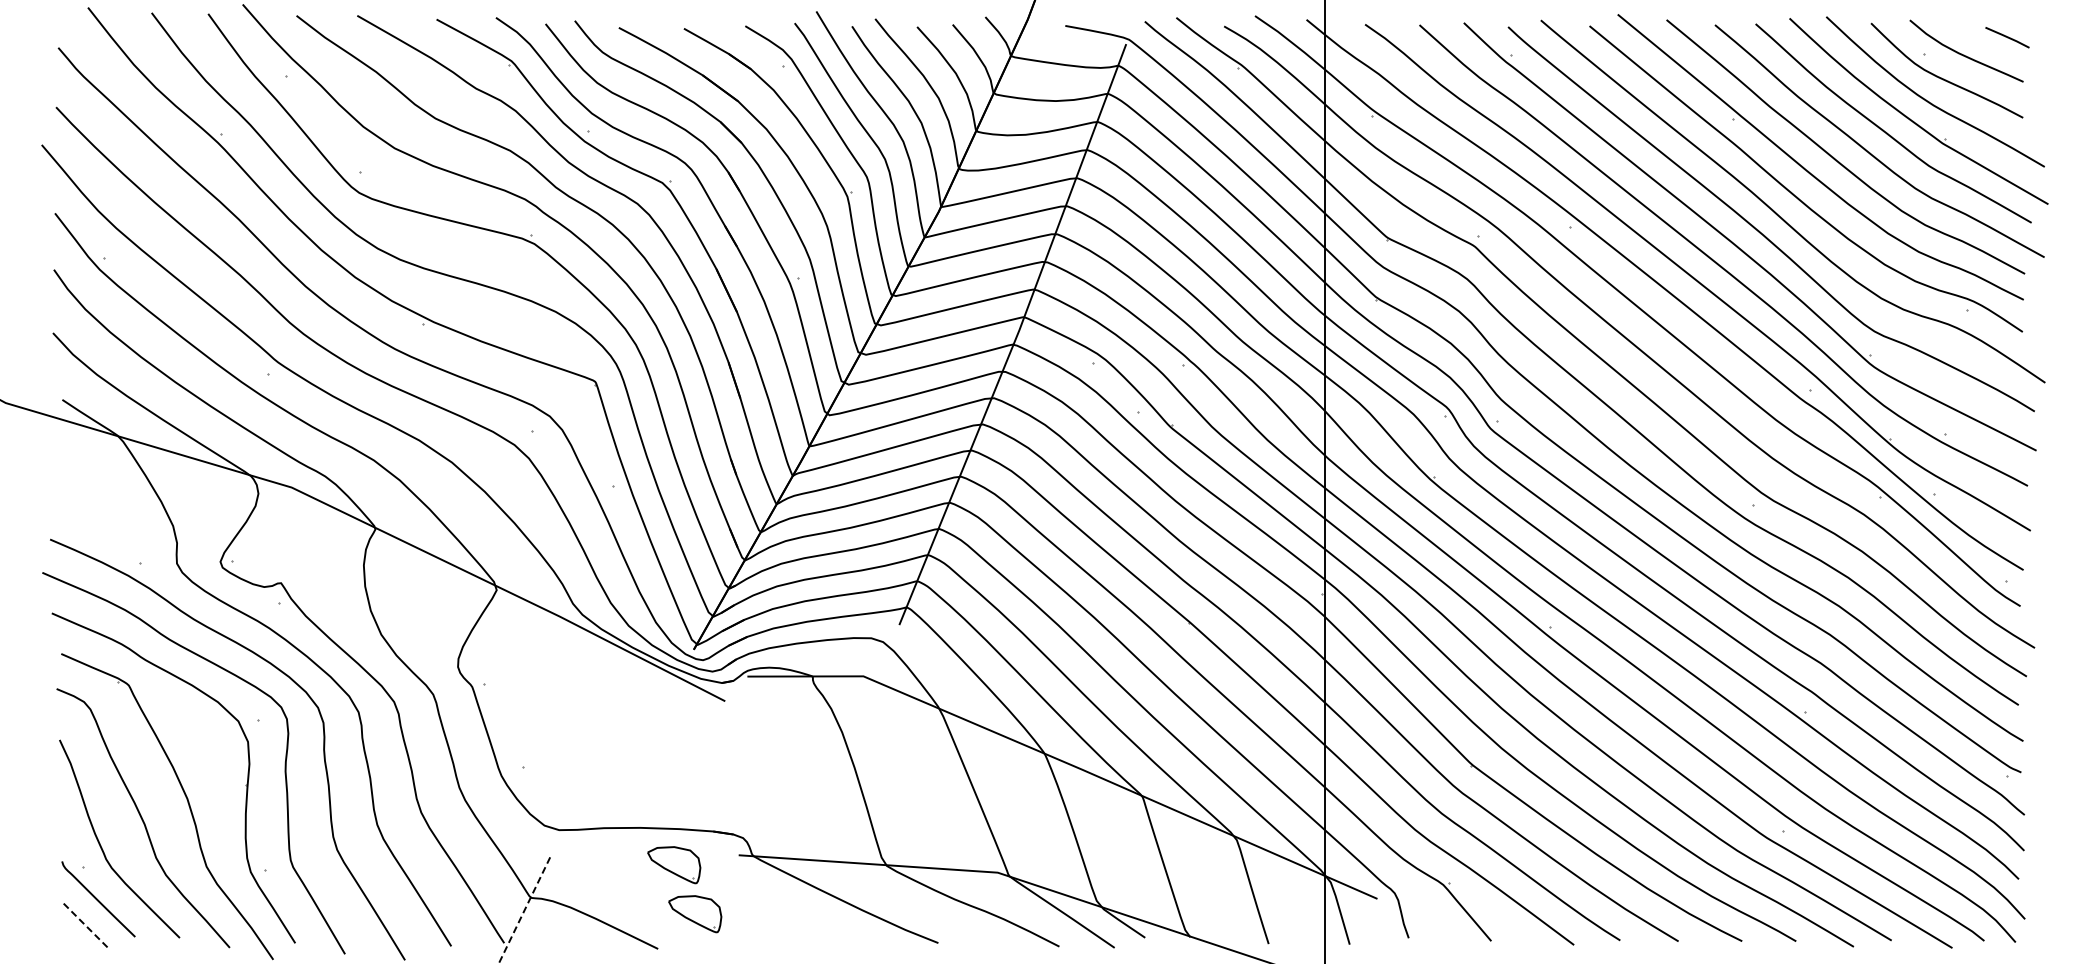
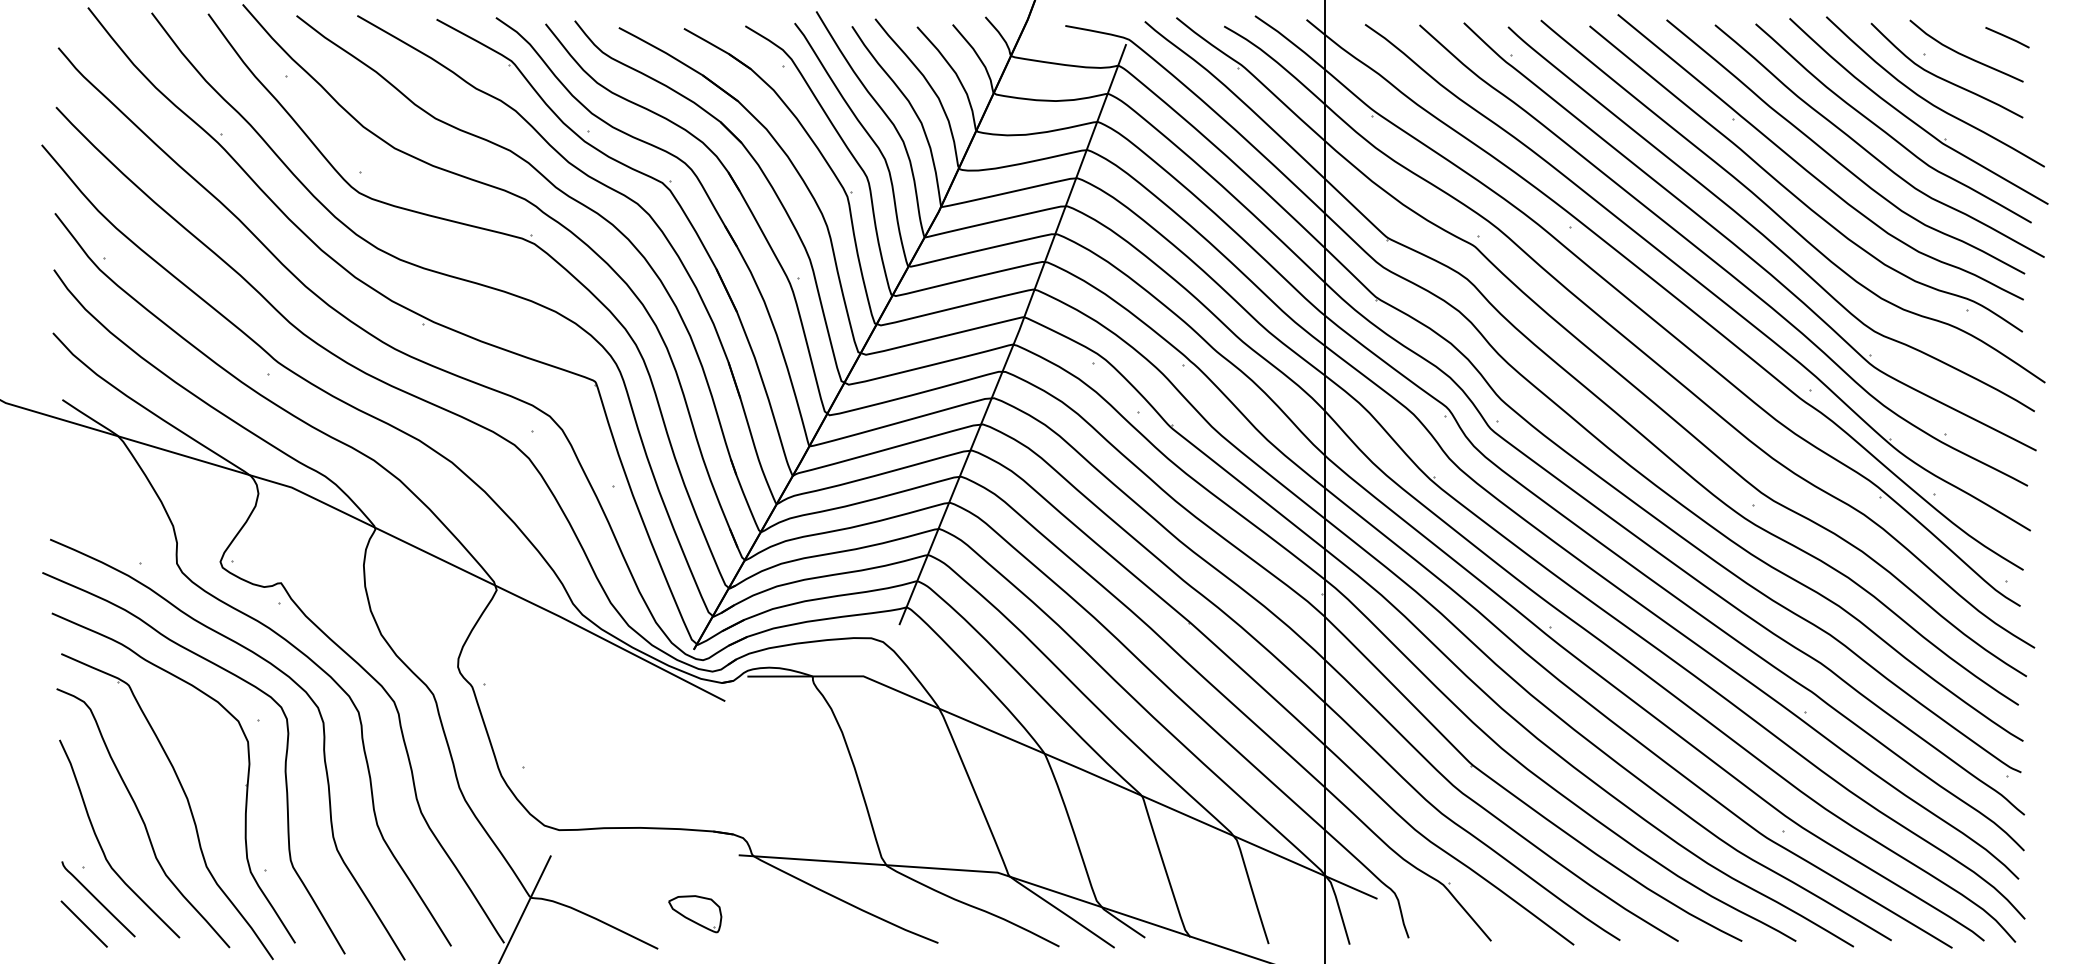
part: present -> none (674, 865)
line: dashed -> solid (525, 909)
line: dashed -> solid (83, 923)
